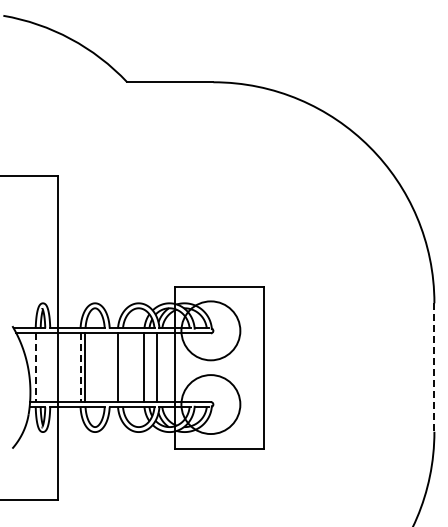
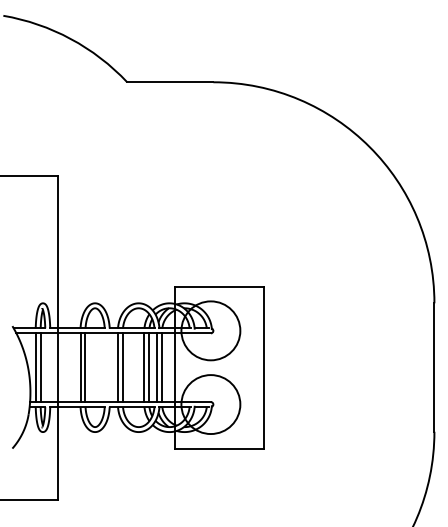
line: none -> present (40, 367)
line: none -> present (122, 367)
line: none -> present (149, 367)
line: none -> present (162, 367)
line: dashed -> solid (35, 368)
line: dashed -> solid (80, 368)
line: dashed -> solid (434, 368)
